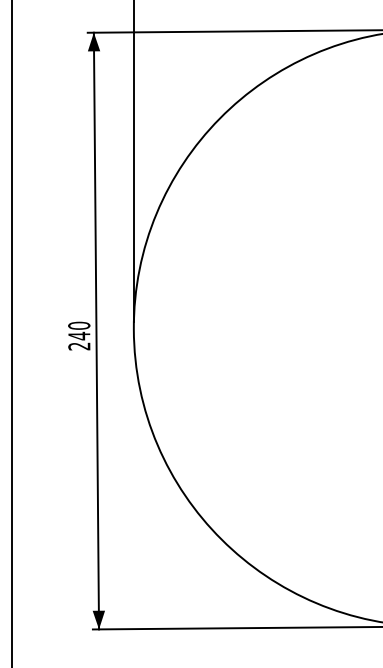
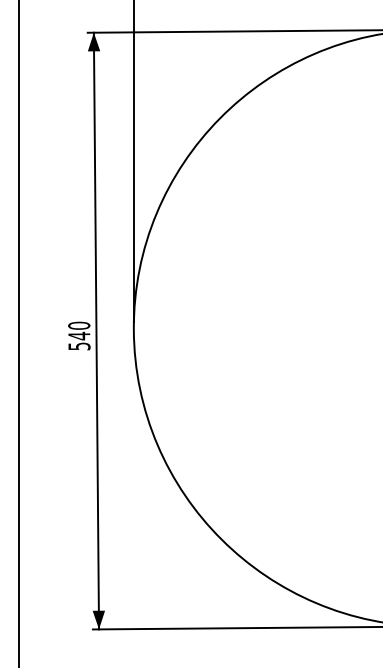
line position: (11, 333) -> (18, 333) (18, 333)
text: 240 -> 540 (79, 346)
